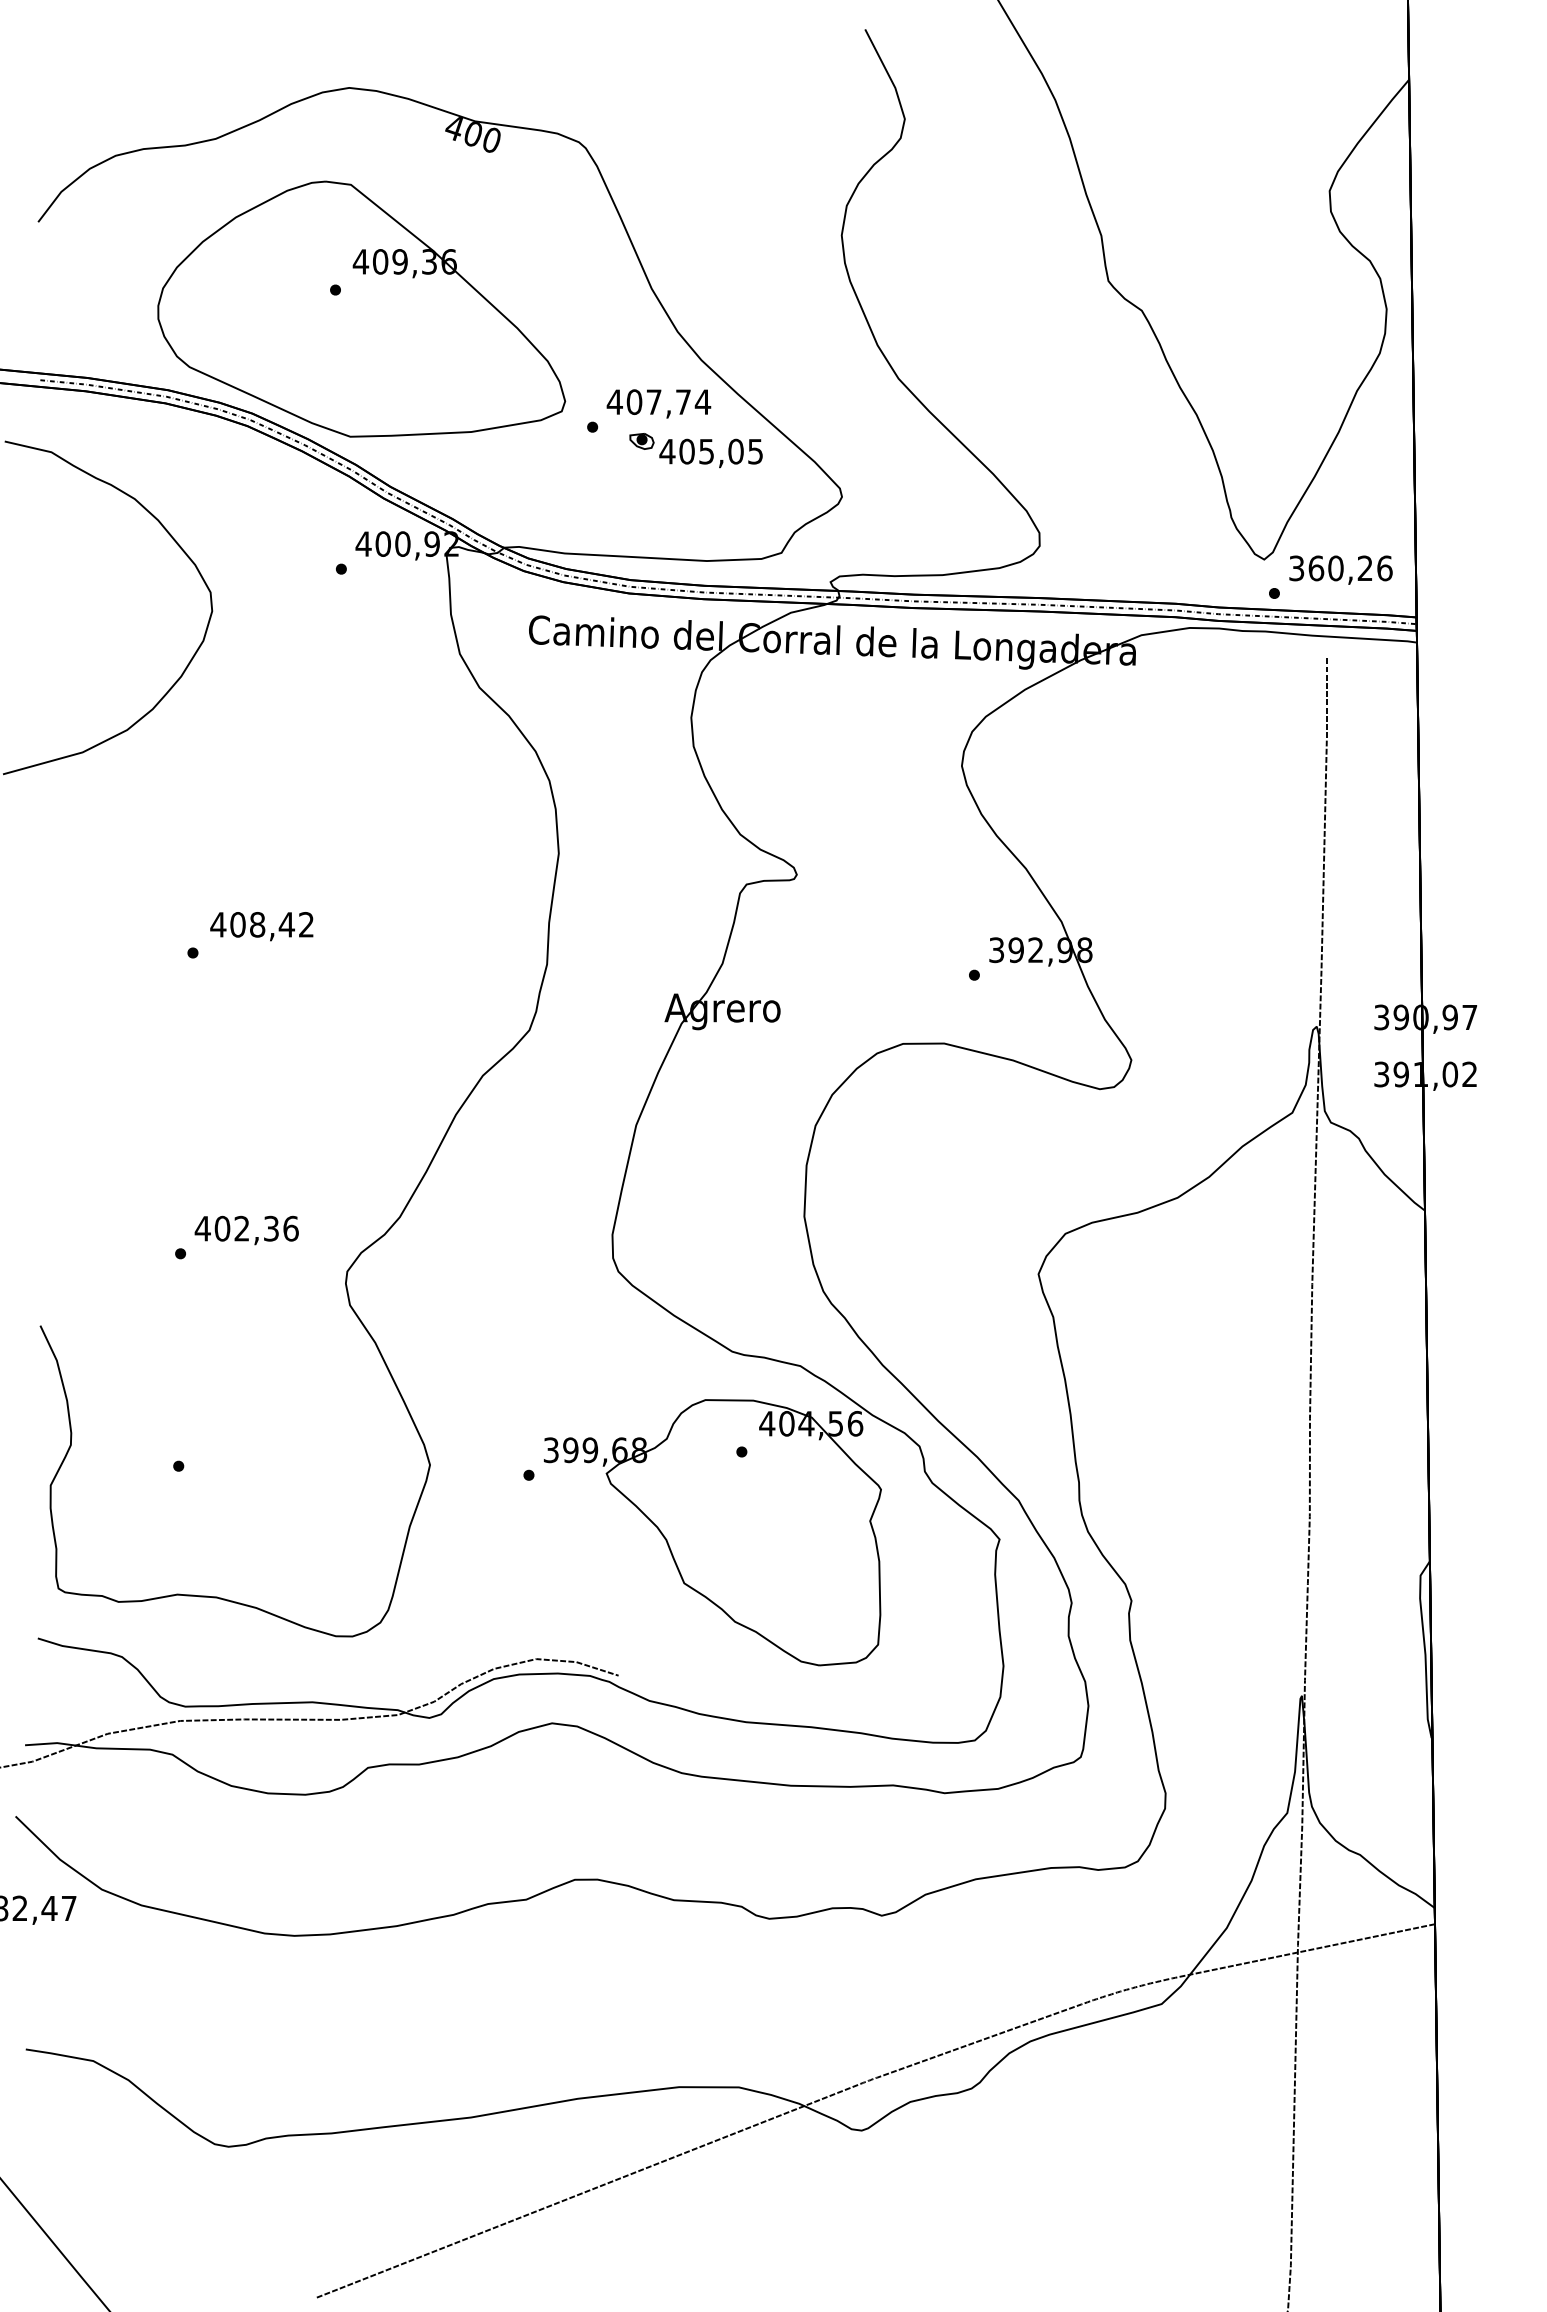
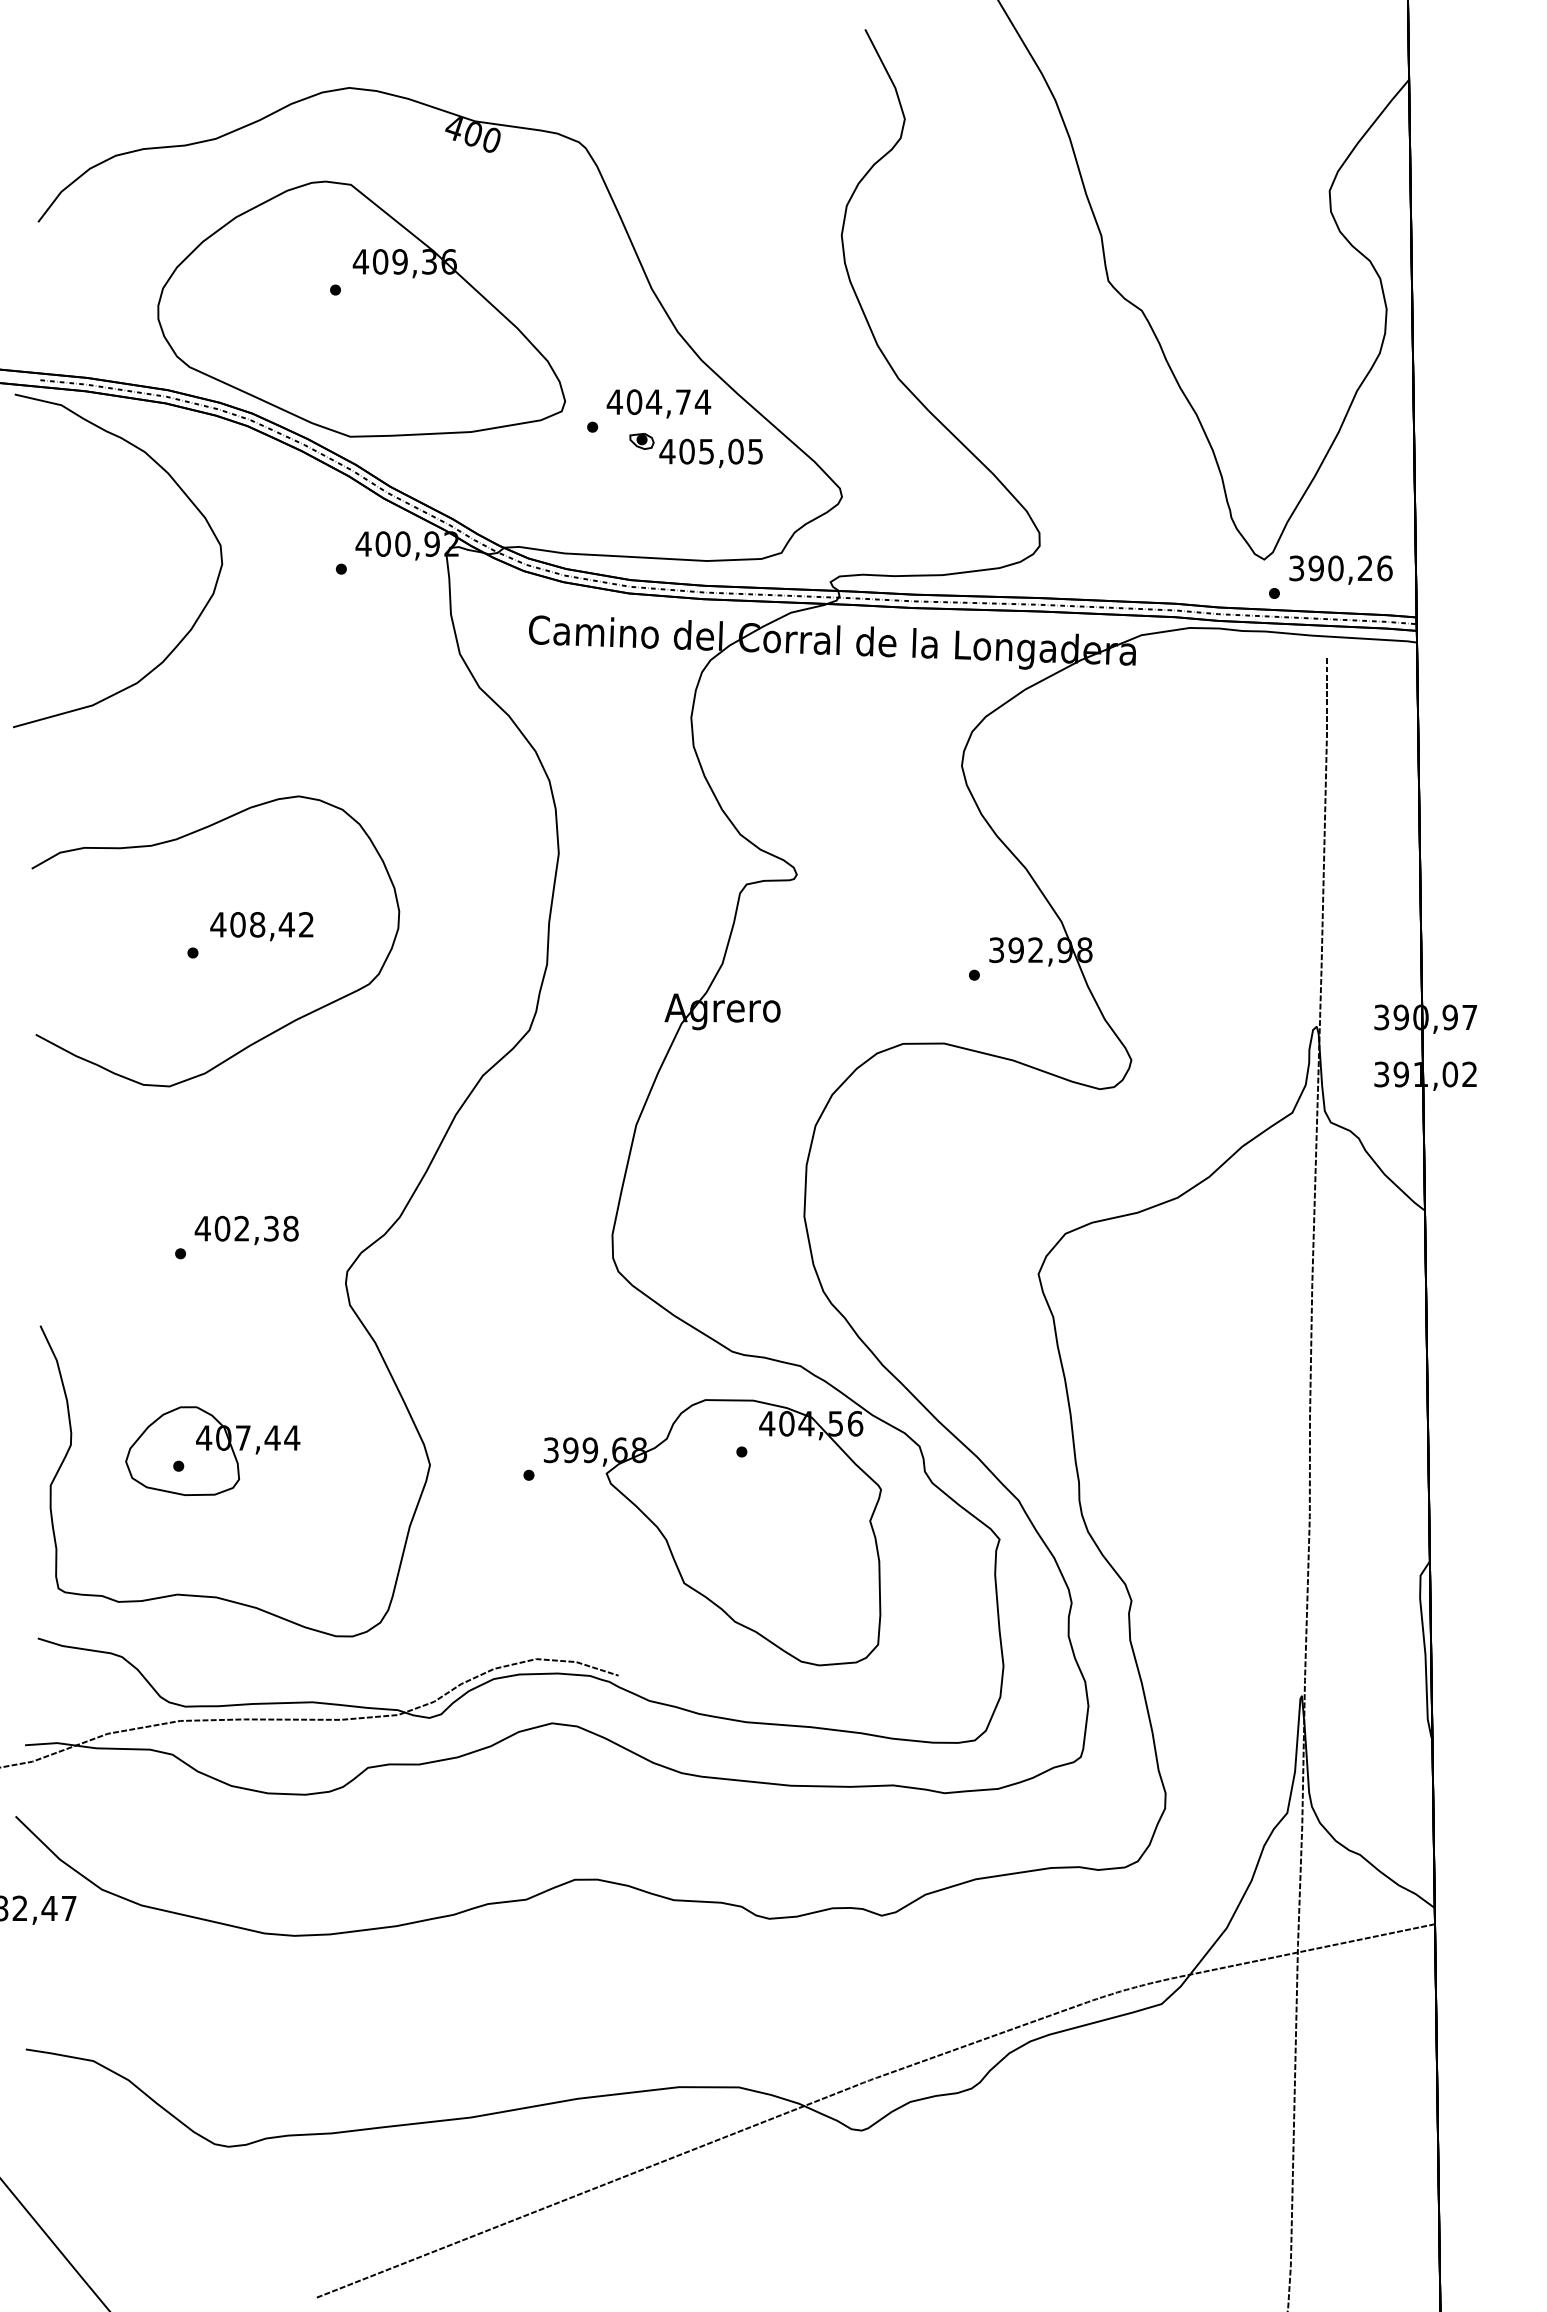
text: 407,74 -> 404,74 (653, 401)
curve position: (177, 545) -> (187, 498) (187, 498)
text: 360,26 -> 390,26 (1316, 568)
part: none -> present (267, 1034)
text: 402,36 -> 402,38 (290, 1228)
part: none -> present (212, 1451)
